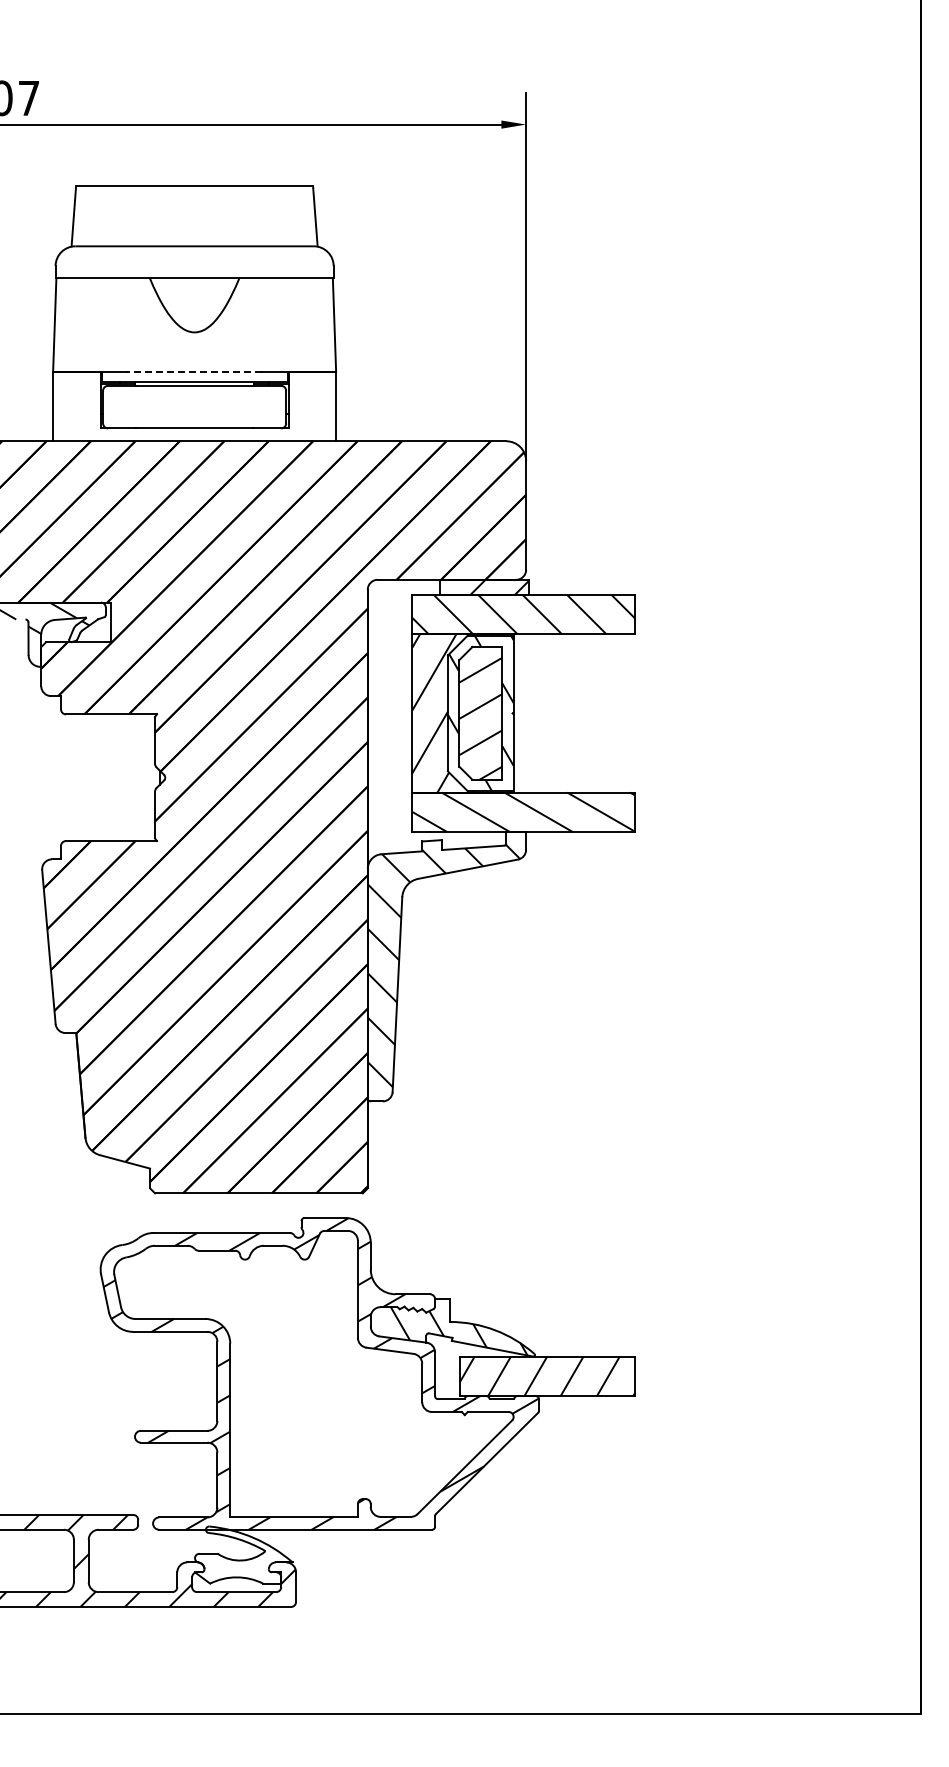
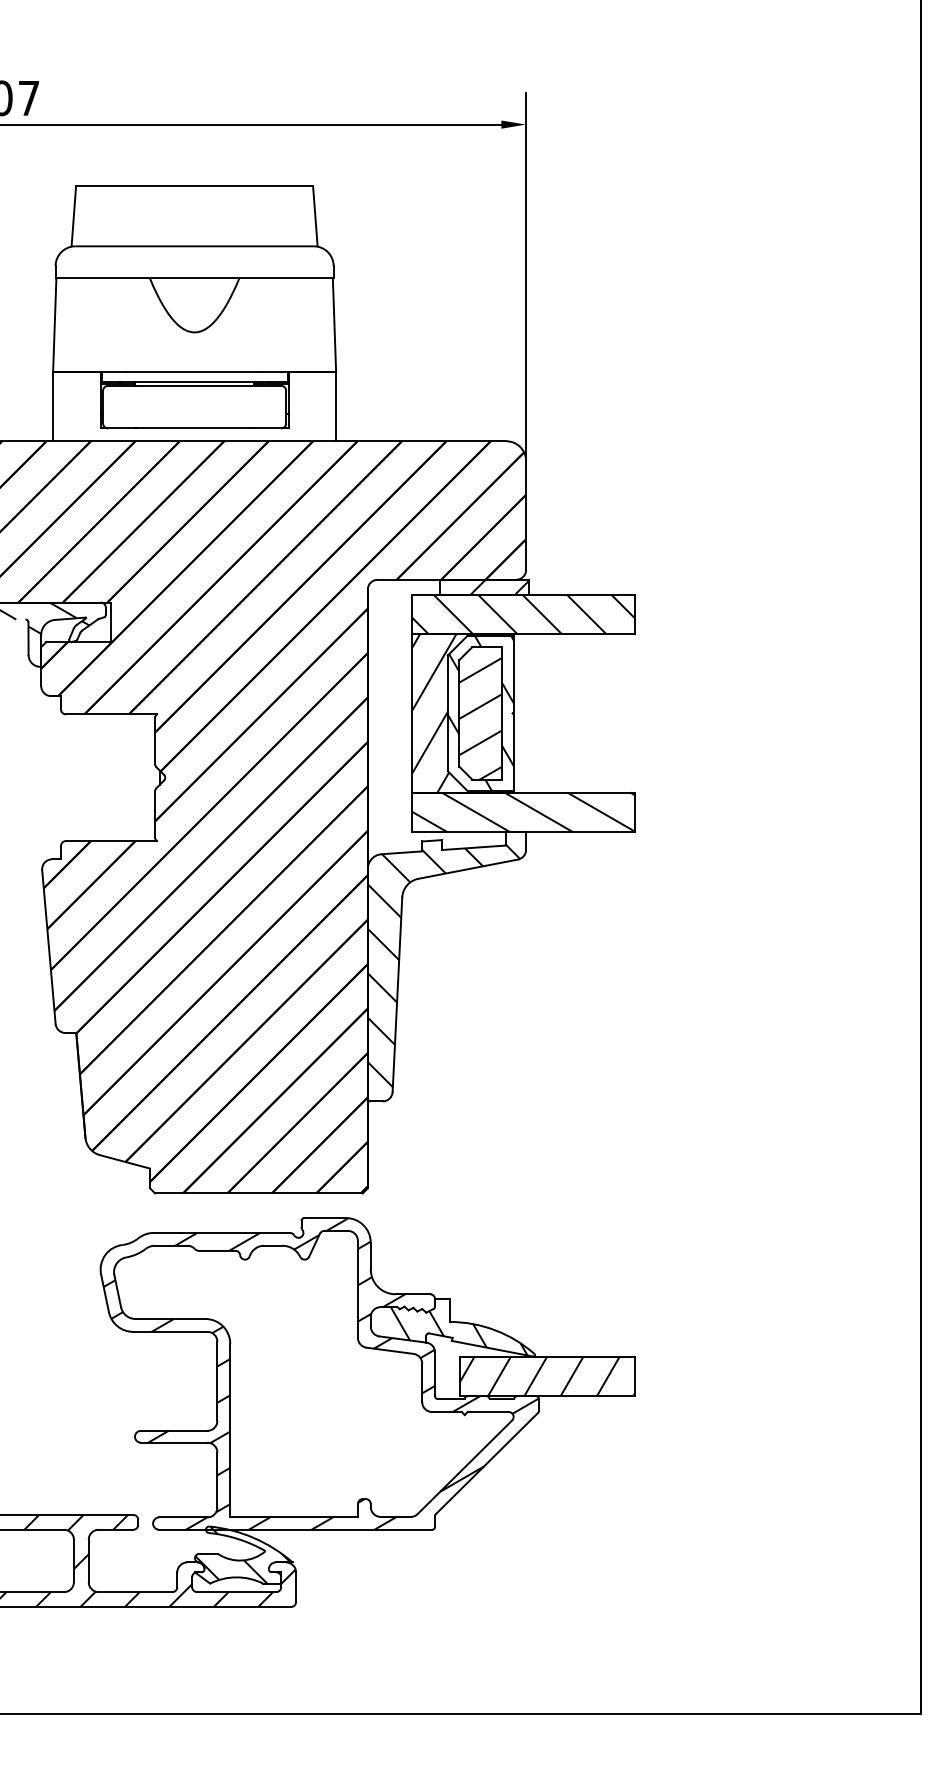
line: dashed -> solid (194, 372)
hatch: none -> present (242, 1554)
